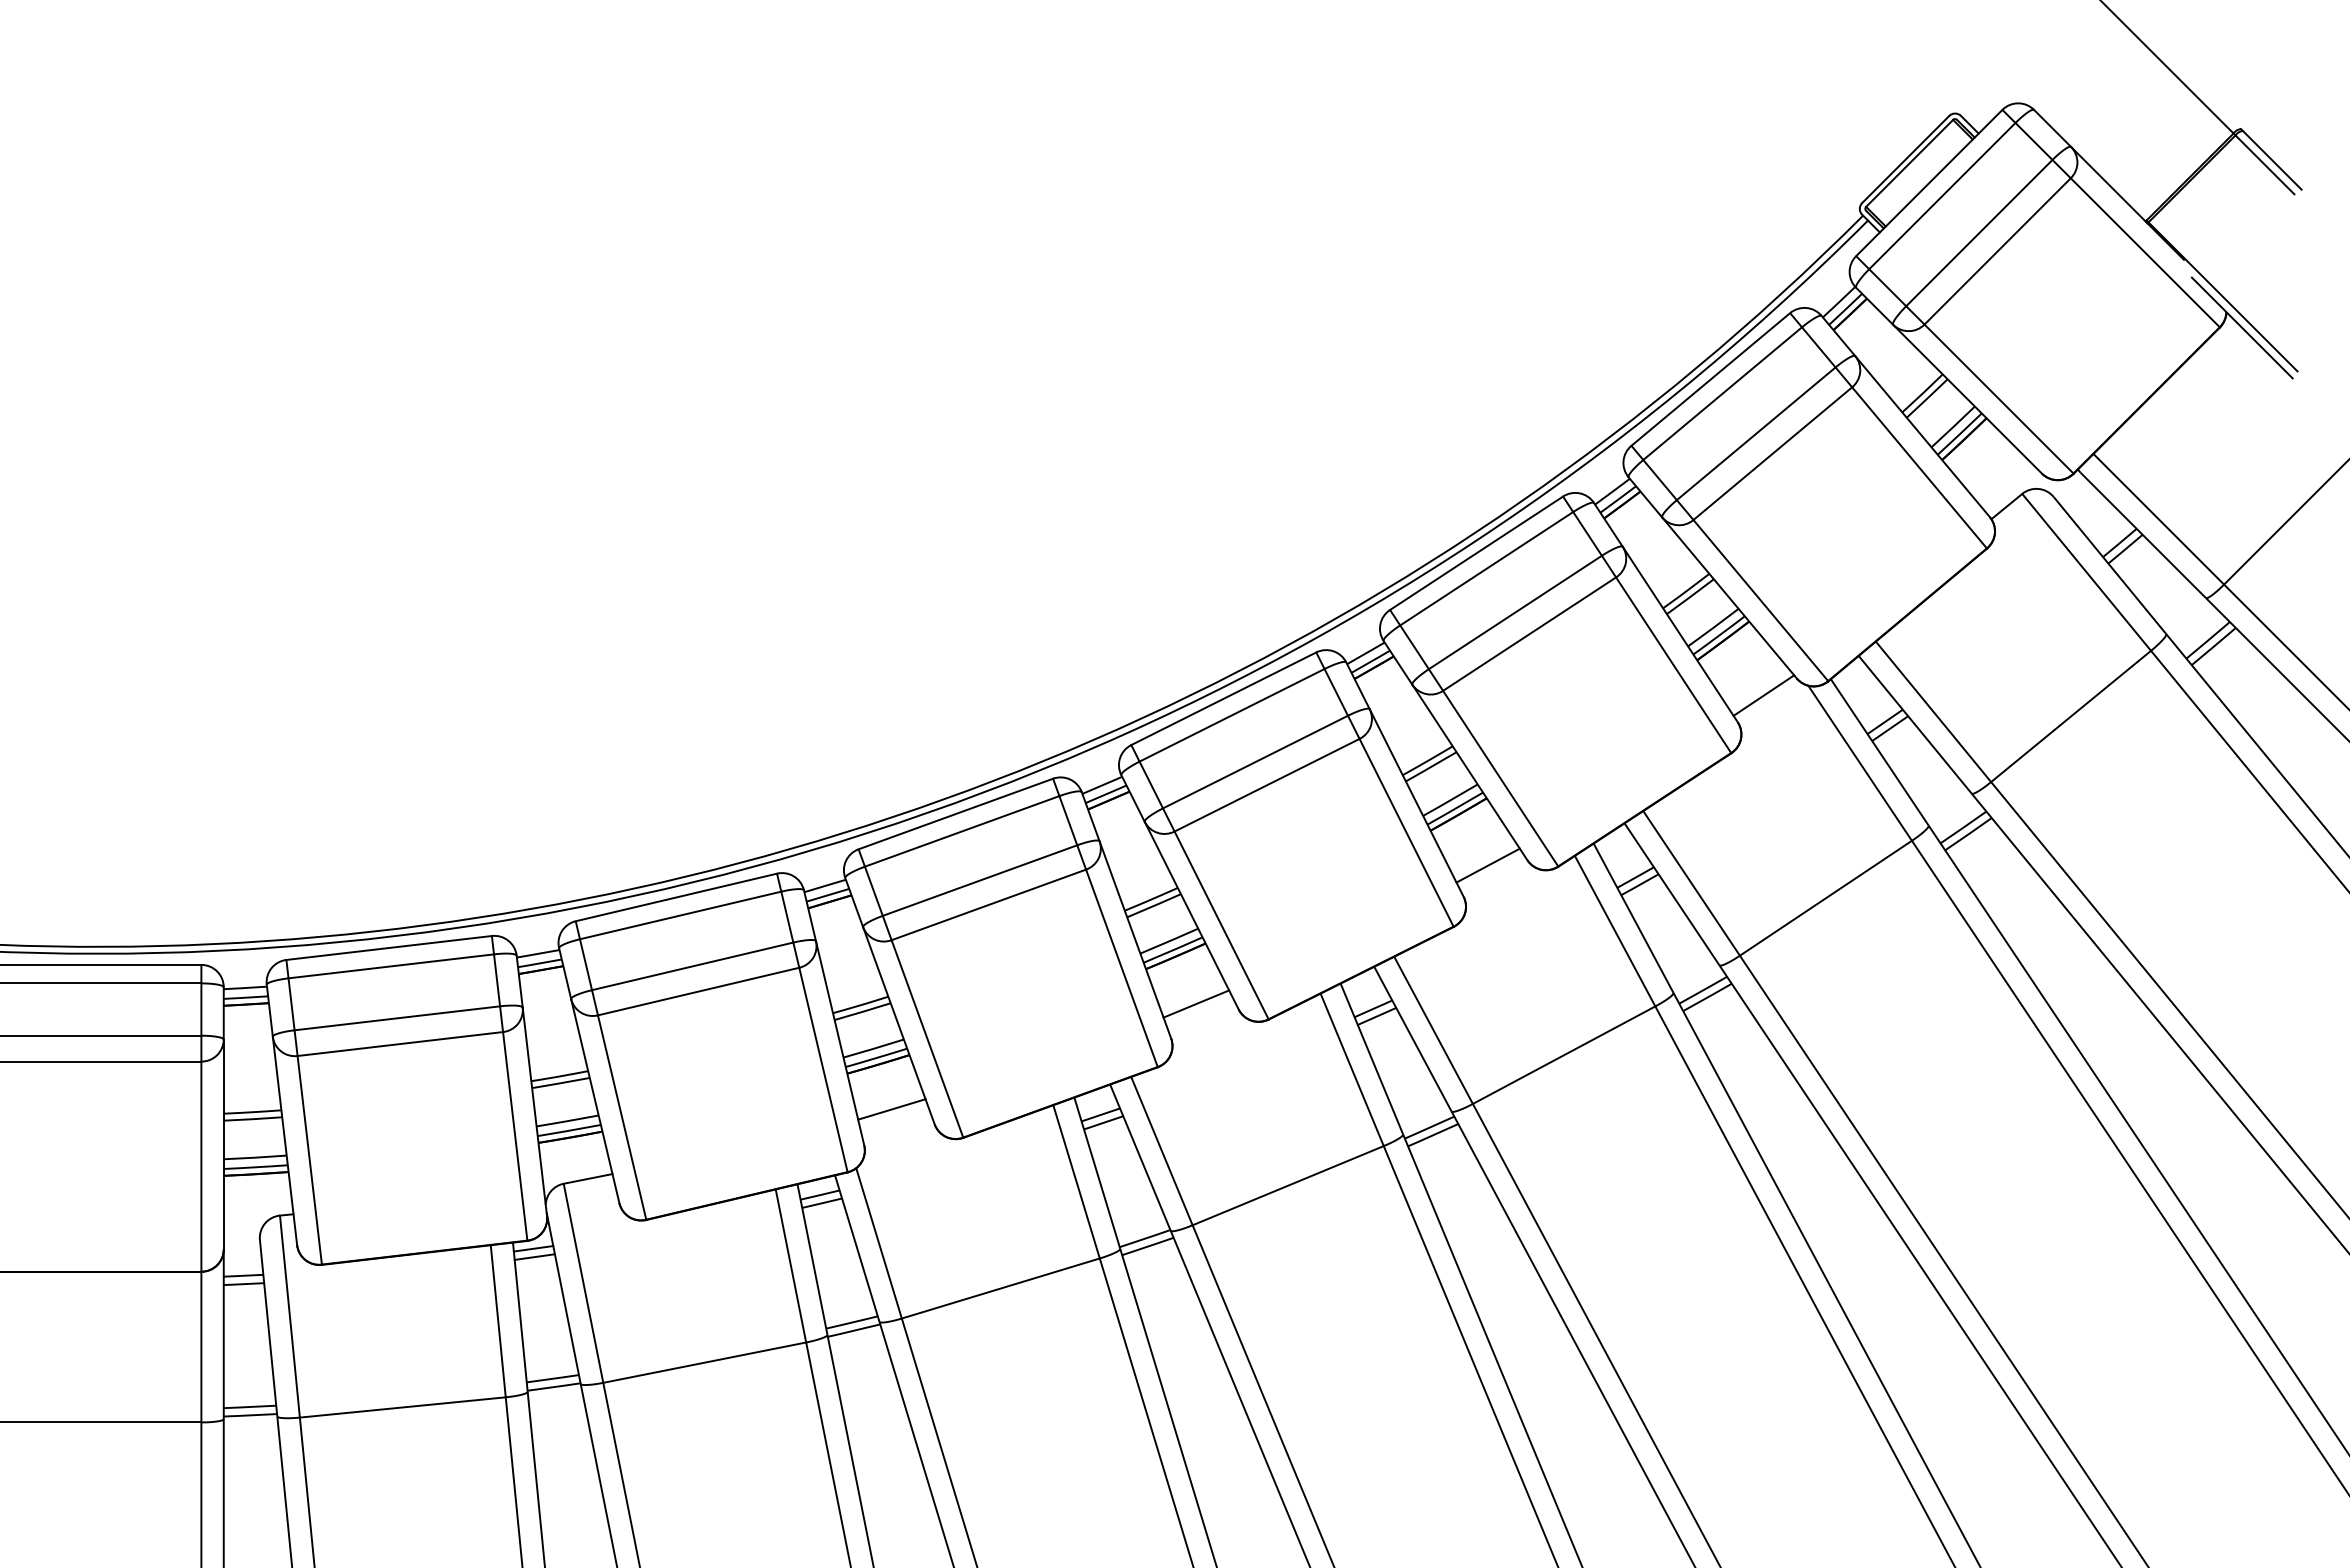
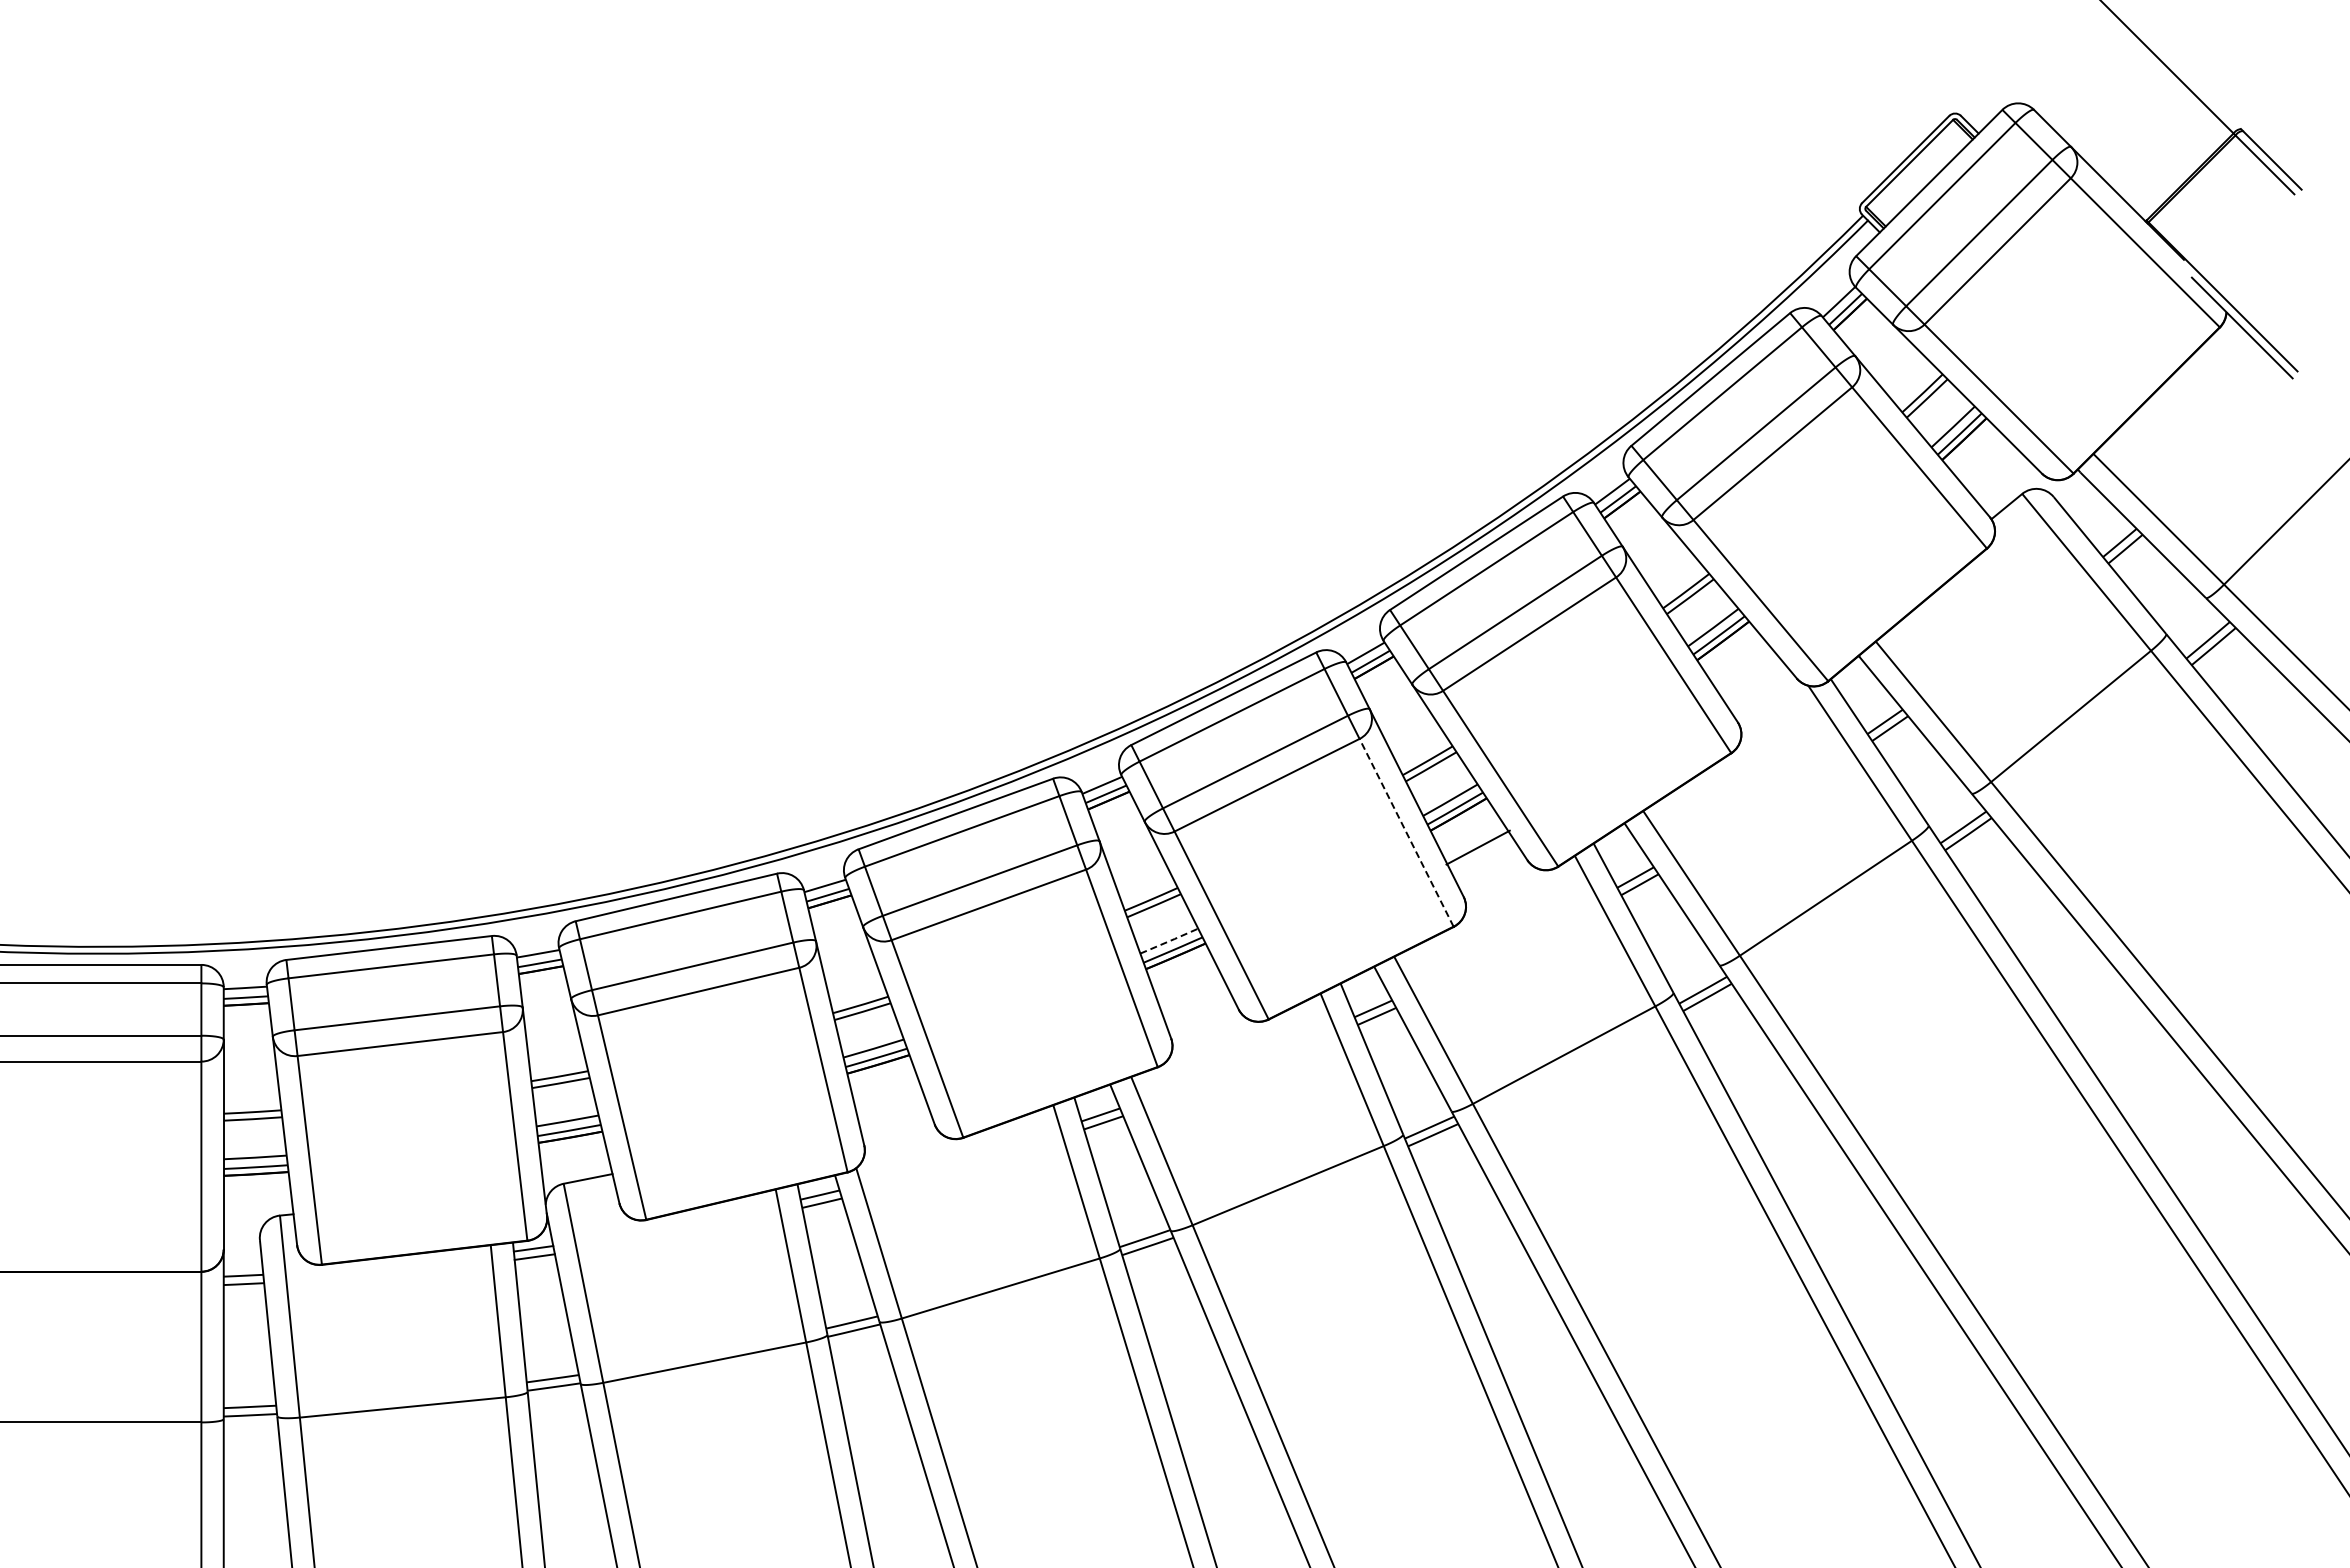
line: present -> none (1763, 695)
line: solid -> dashed (1406, 832)
line position: (1487, 865) -> (1477, 847) (1477, 847)
line: solid -> dashed (1170, 940)
line: present -> none (1196, 1003)
line: present -> none (891, 1109)
